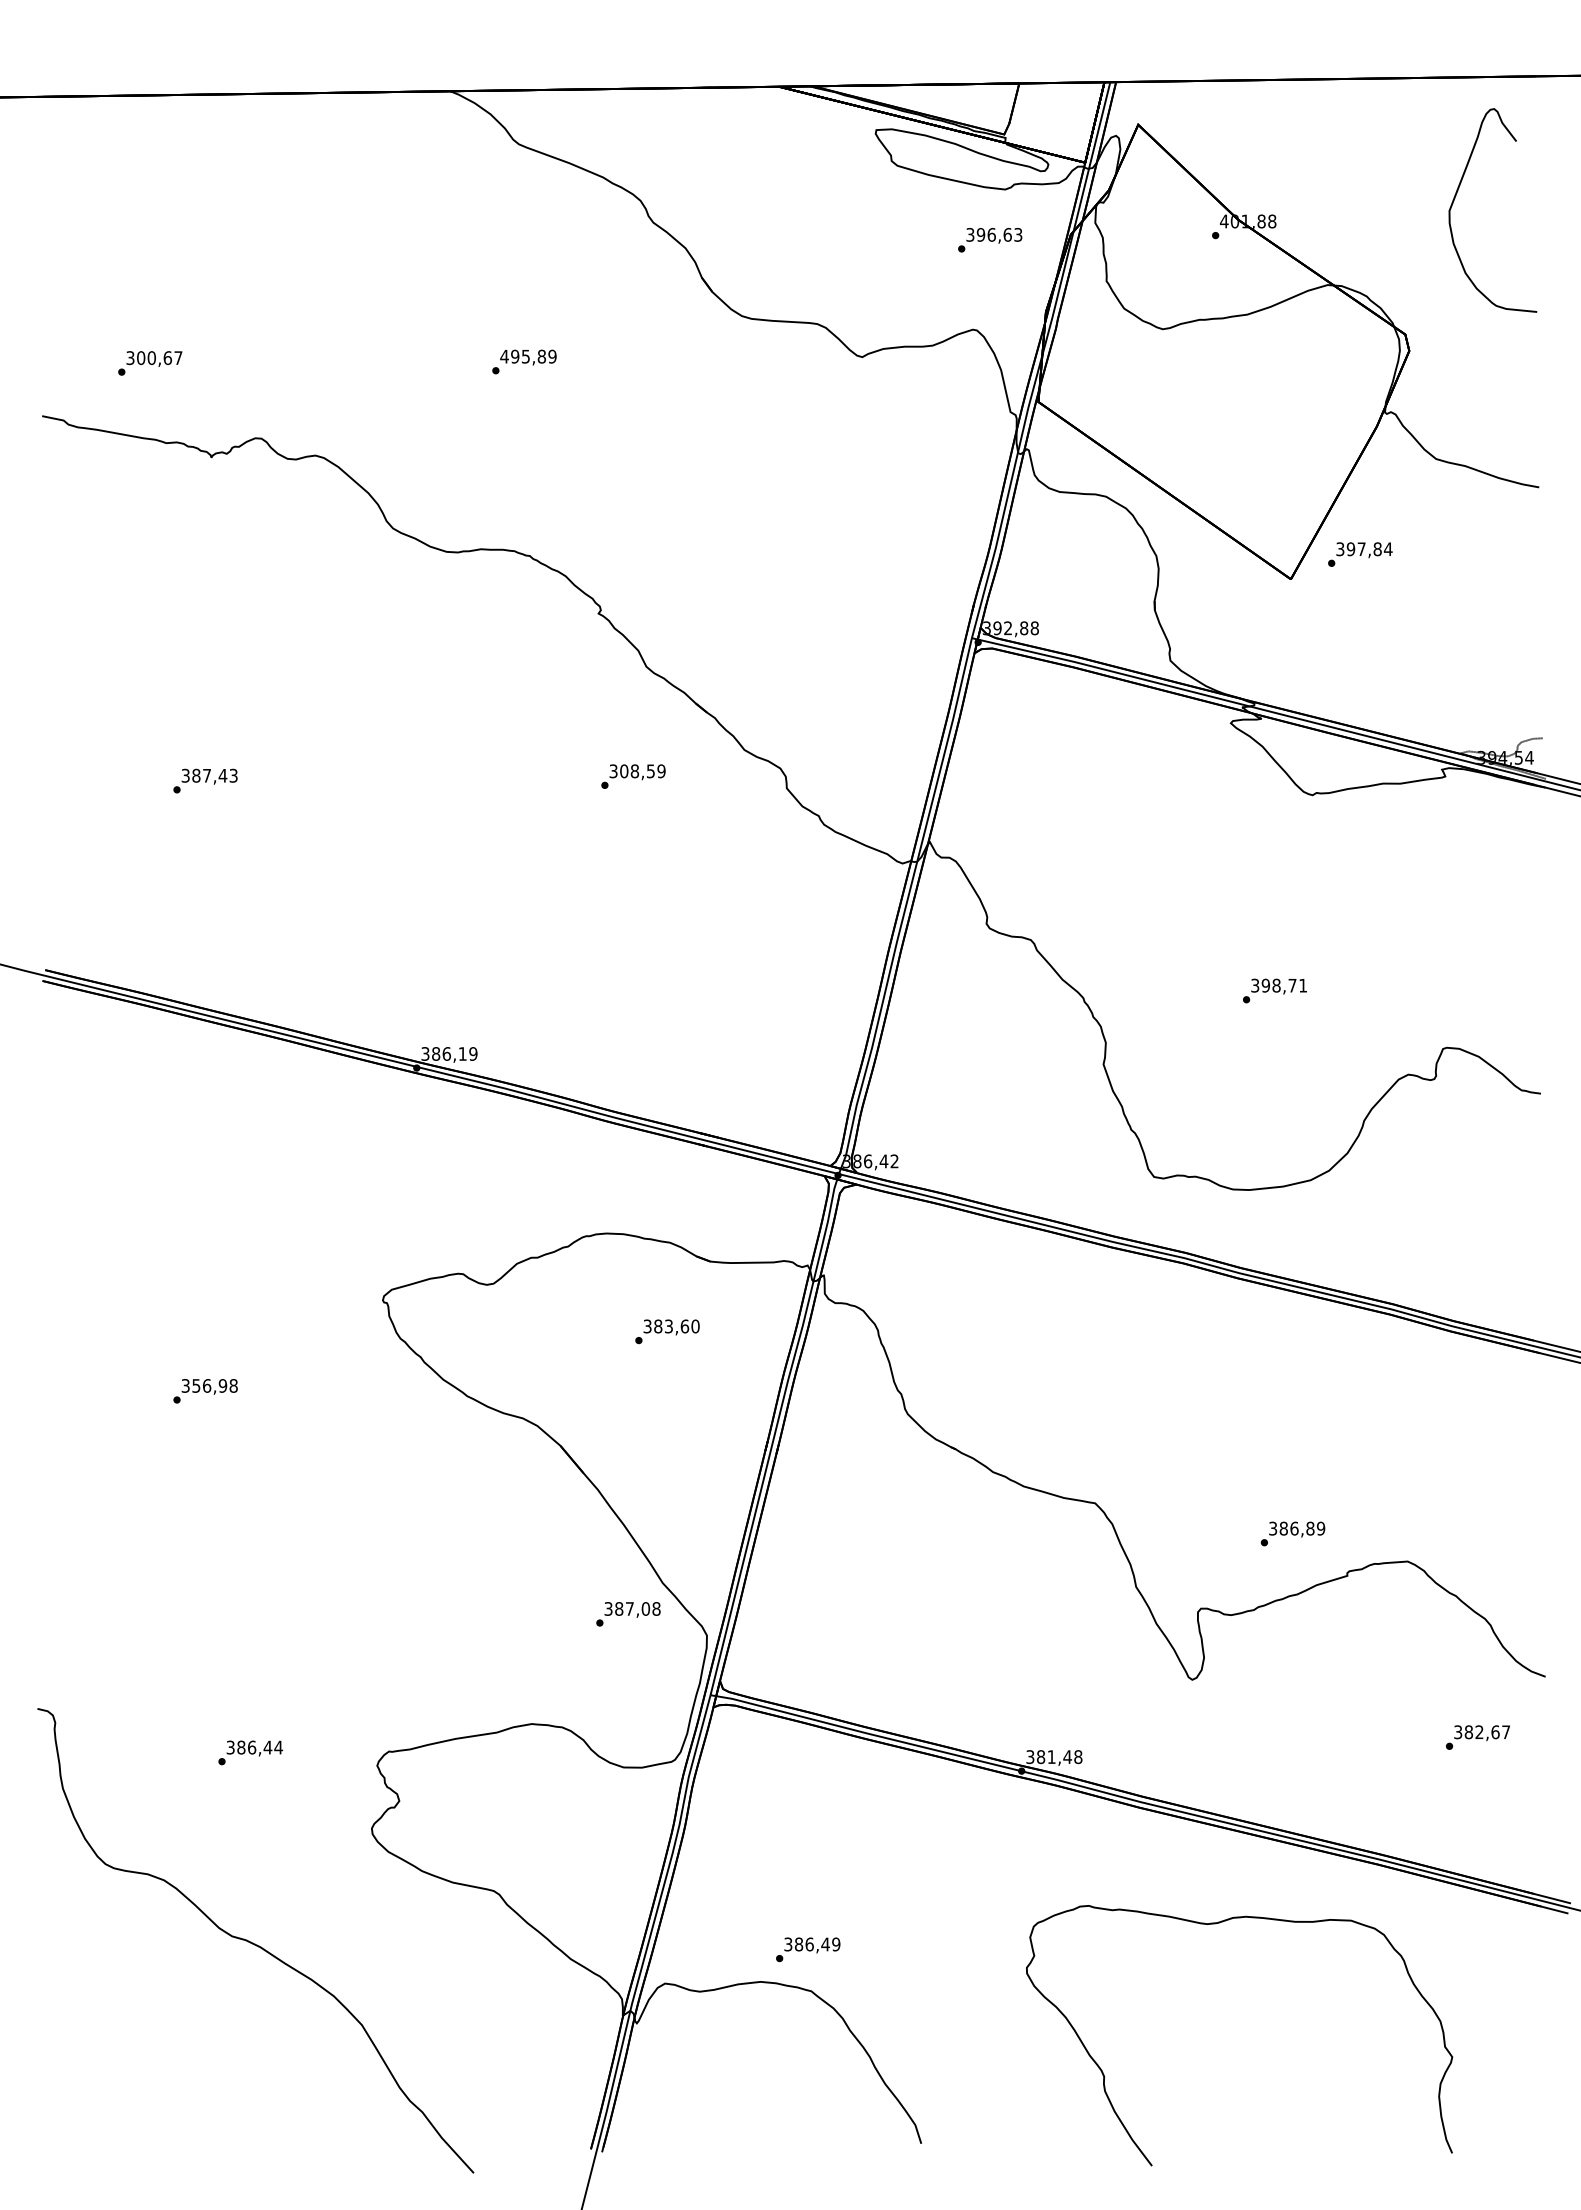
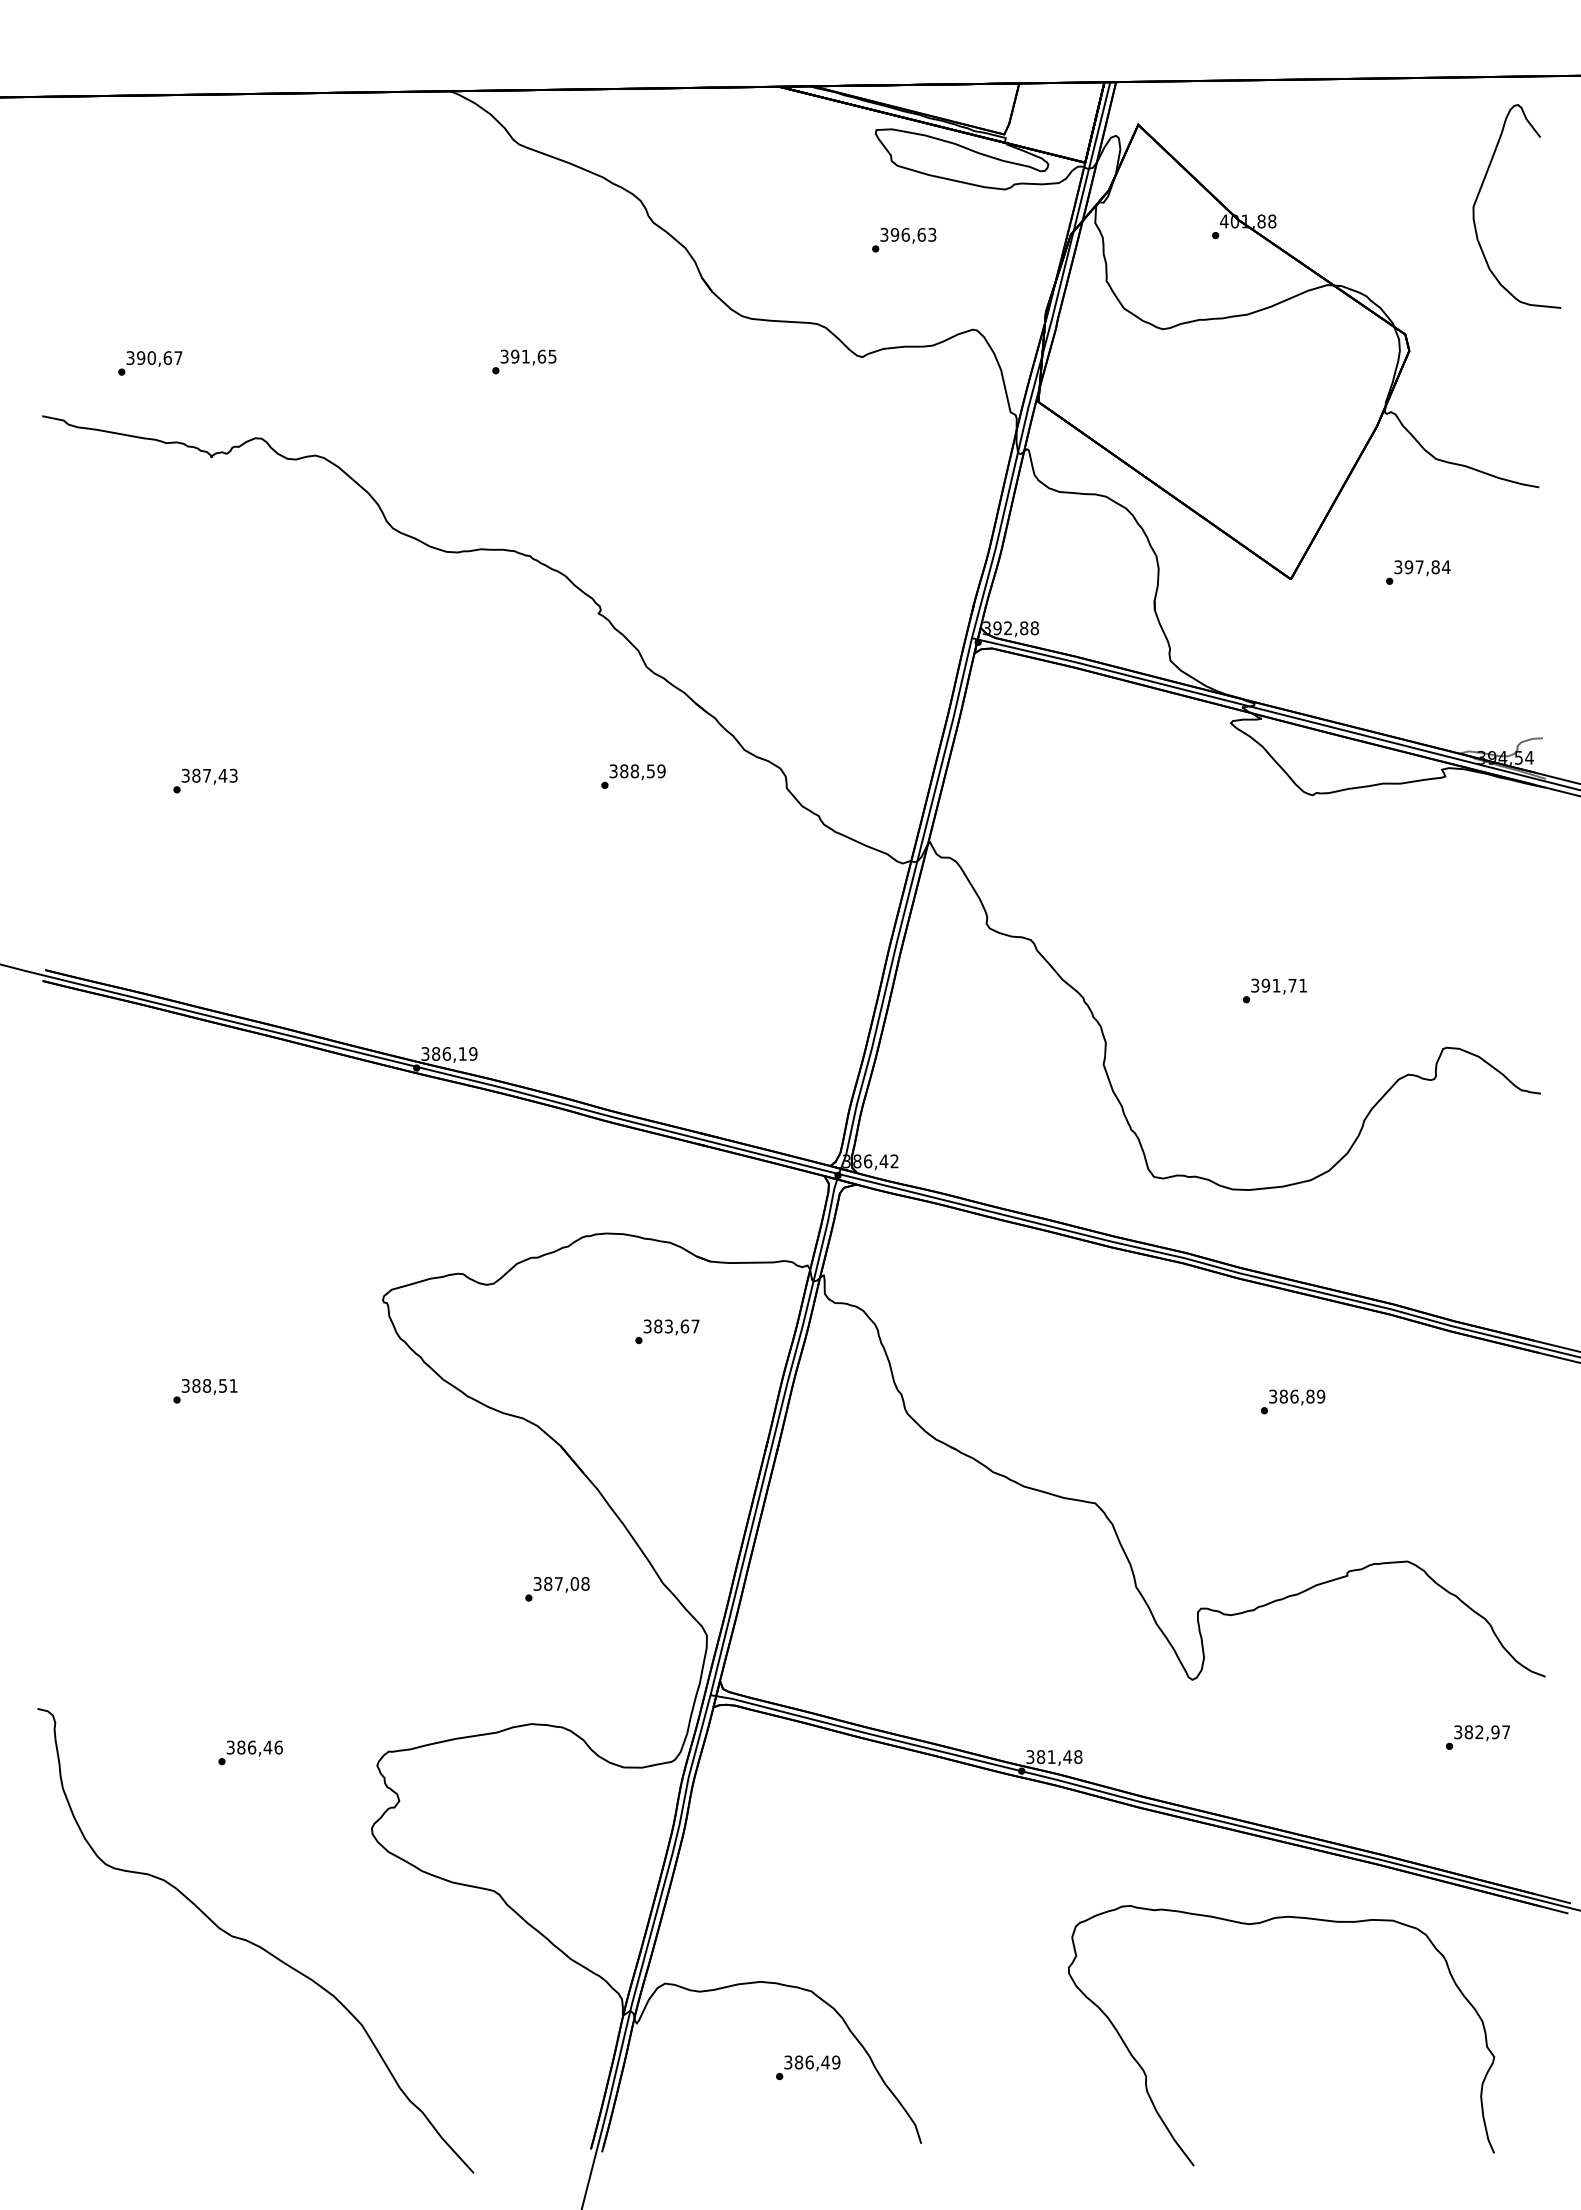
part position: (1456, 196) -> (1480, 192) (1480, 192)
text position: (990, 240) -> (904, 240) (904, 240)
text: 495,89 -> 391,65 (528, 356)
text: 300,67 -> 390,67 (141, 357)
text position: (1360, 554) -> (1418, 572) (1418, 572)
text: 308,59 -> 388,59 (624, 770)
text: 398,71 -> 391,71 (1276, 985)
text: 383,60 -> 383,67 (695, 1326)
text: 356,98 -> 388,51 (214, 1385)
text position: (1292, 1533) -> (1292, 1401) (1292, 1401)
text position: (628, 1614) -> (557, 1589) (557, 1589)
text: 382,67 -> 382,97 (1495, 1732)
text: 386,44 -> 386,46 (278, 1747)
curve position: (1215, 1924) -> (1257, 1924) (1257, 1924)
text position: (808, 1949) -> (808, 2067) (808, 2067)
